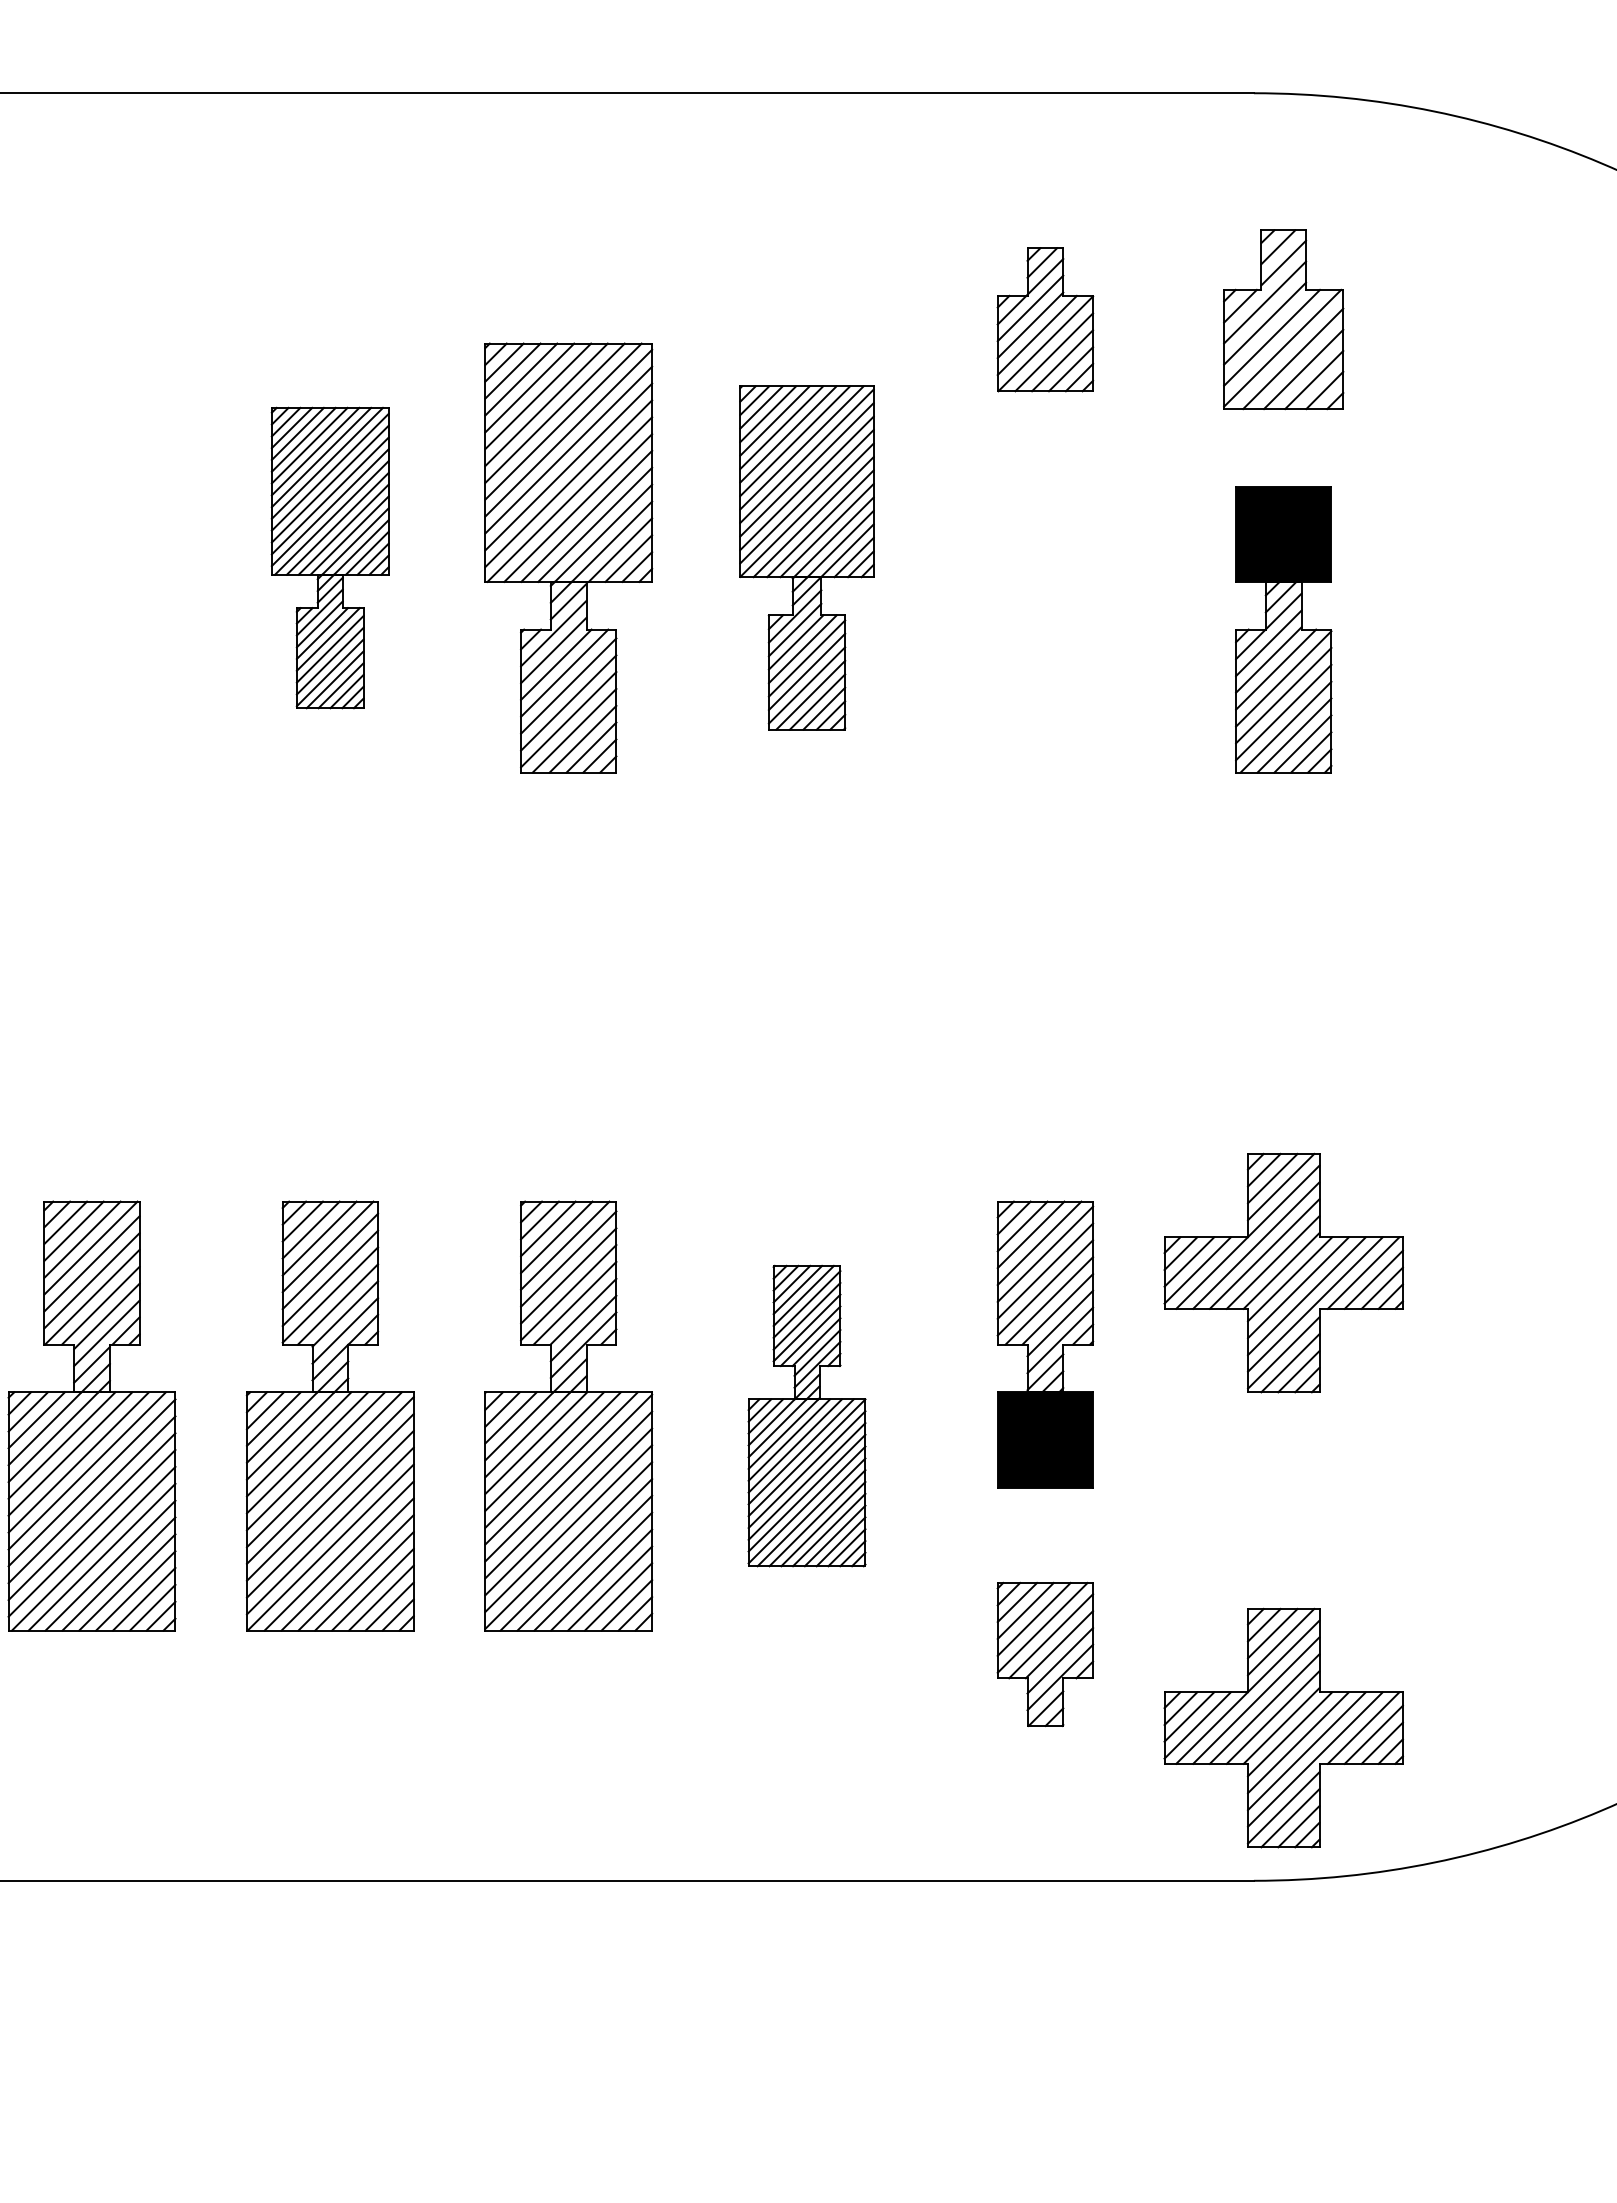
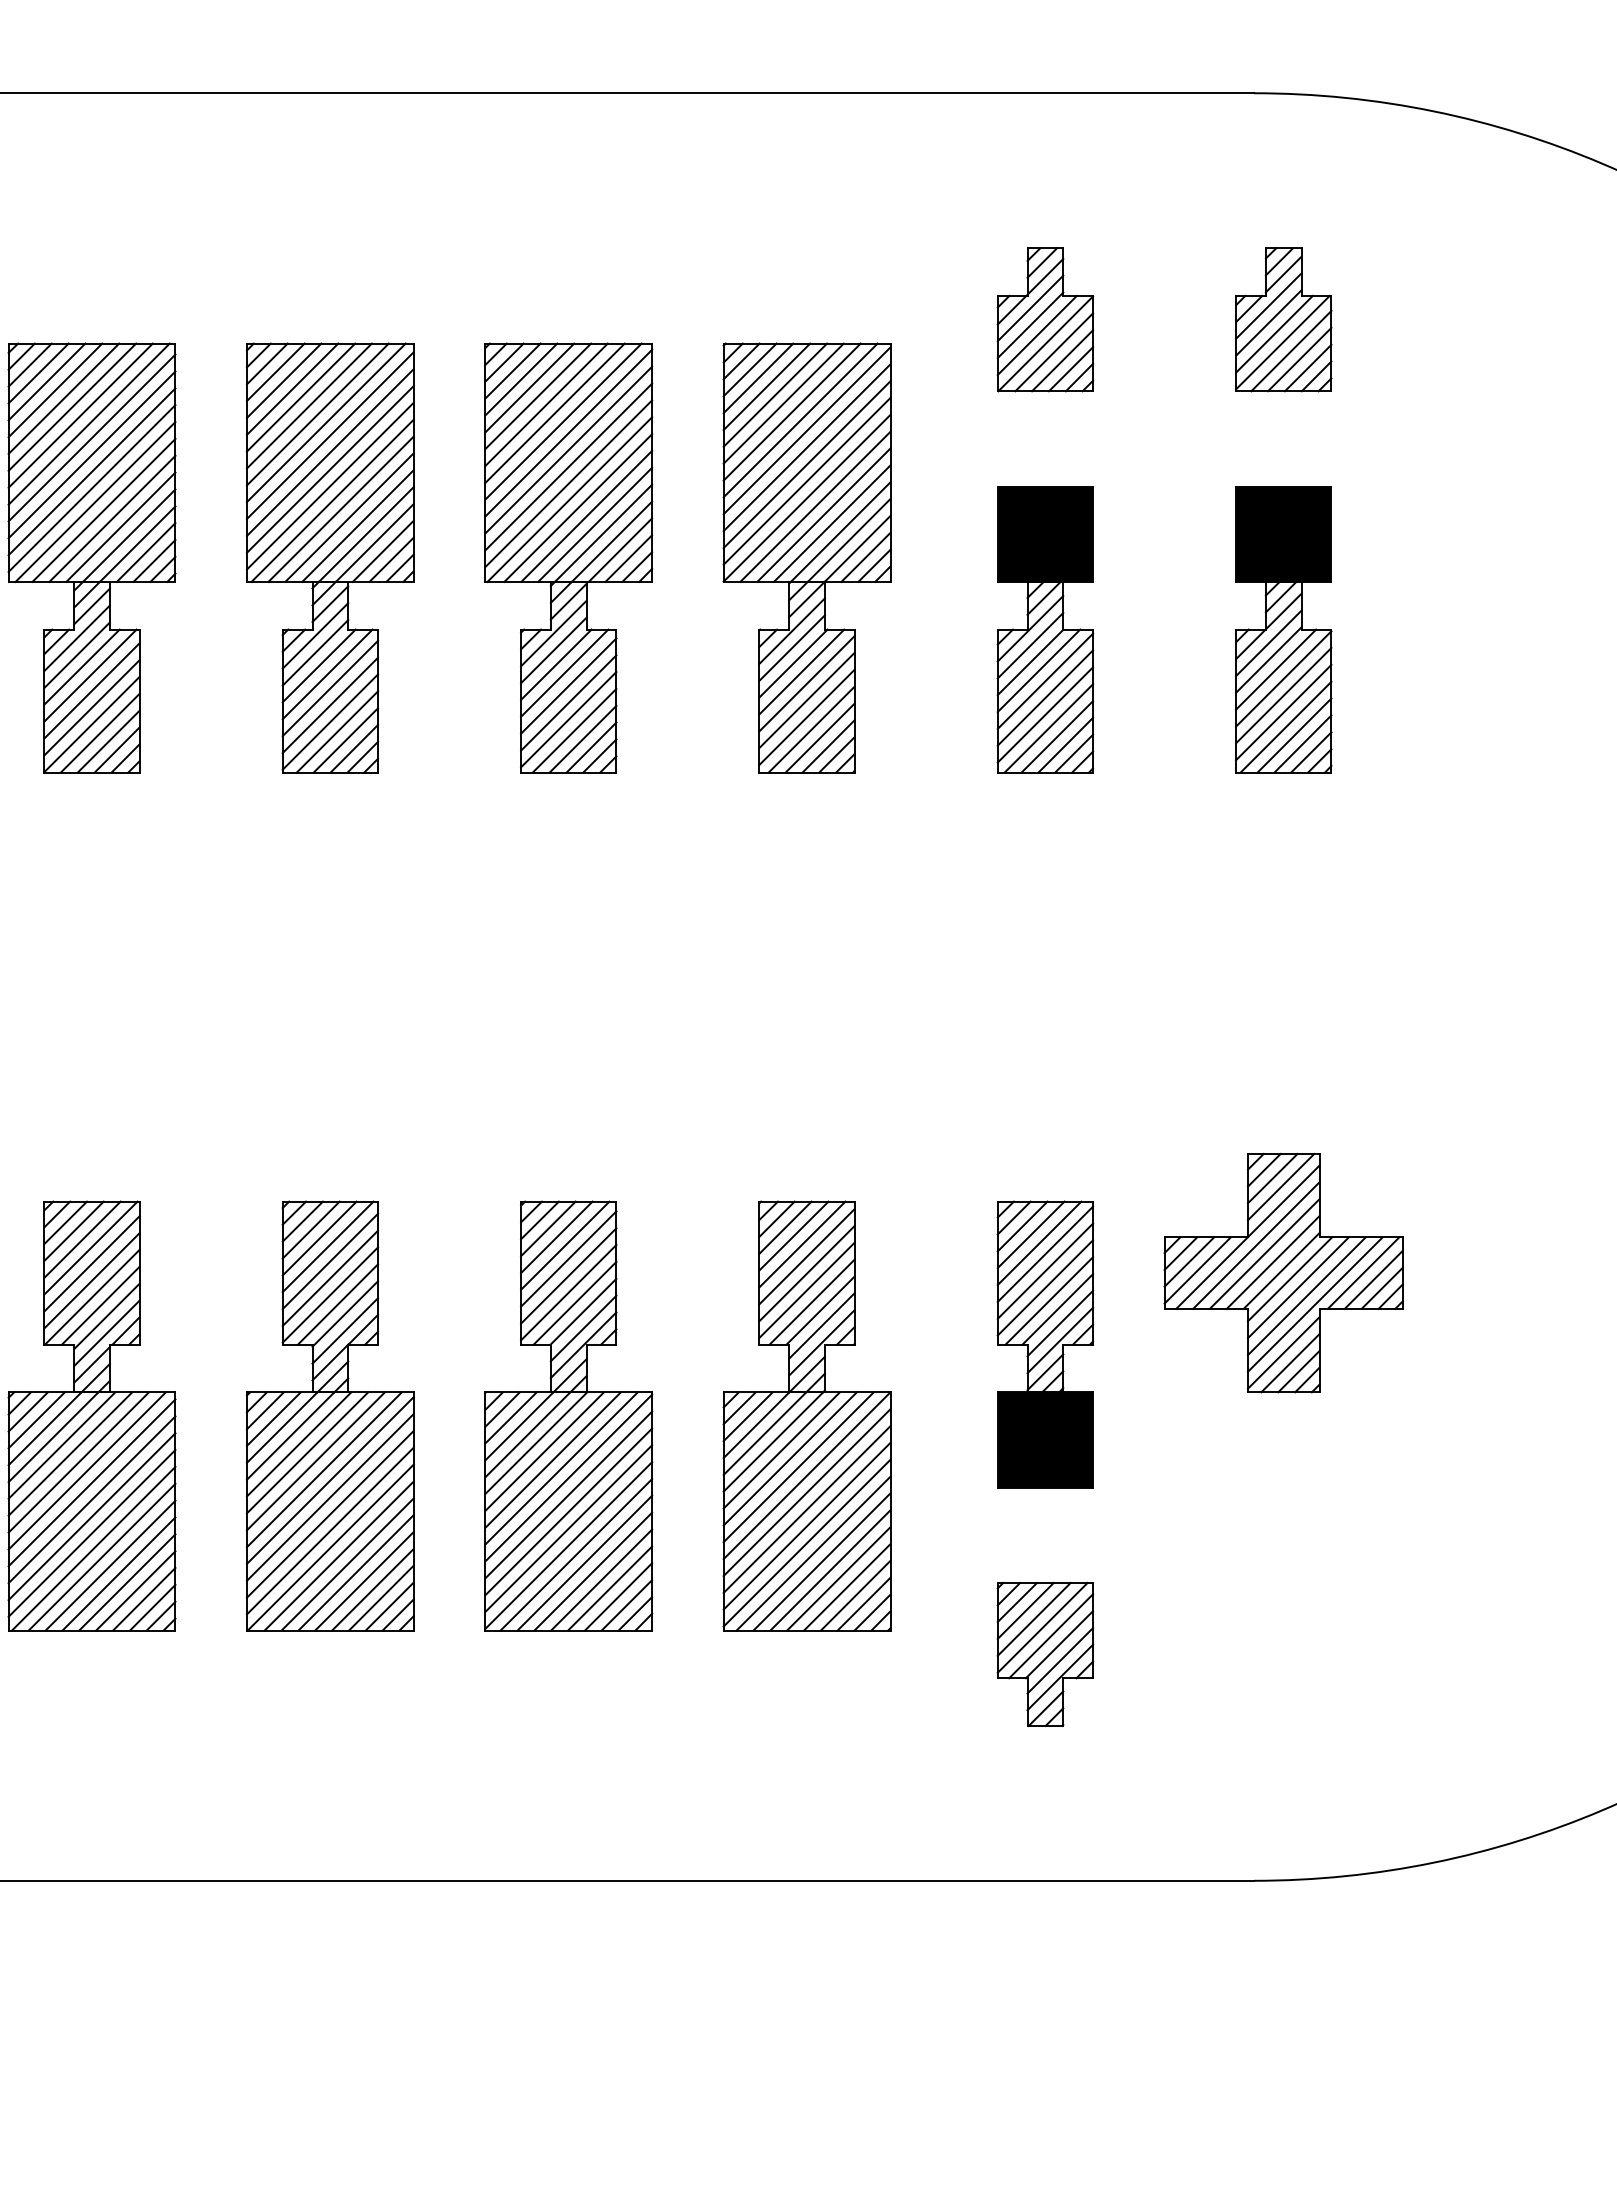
part size: 122x182 px -> 98x146 px (1283, 319)
part: none -> present (91, 557)
part size: 120x304 px -> 170x432 px (329, 557)
part size: 136x346 px -> 170x432 px (806, 557)
part: none -> present (1045, 629)
part size: 120x304 px -> 170x432 px (806, 1415)
part: present -> none (1283, 1727)
